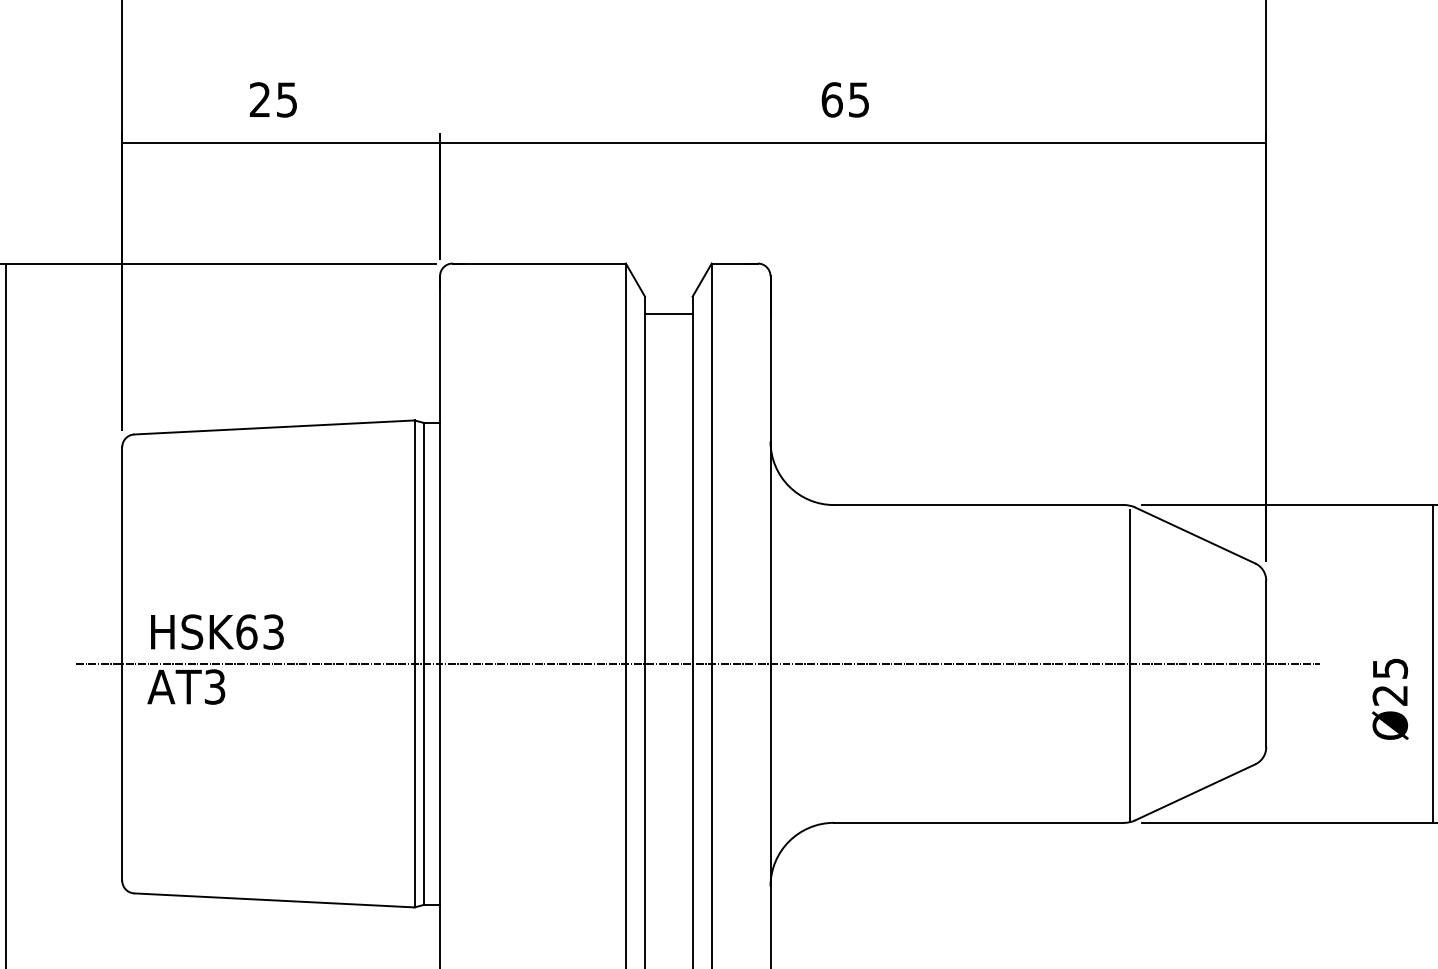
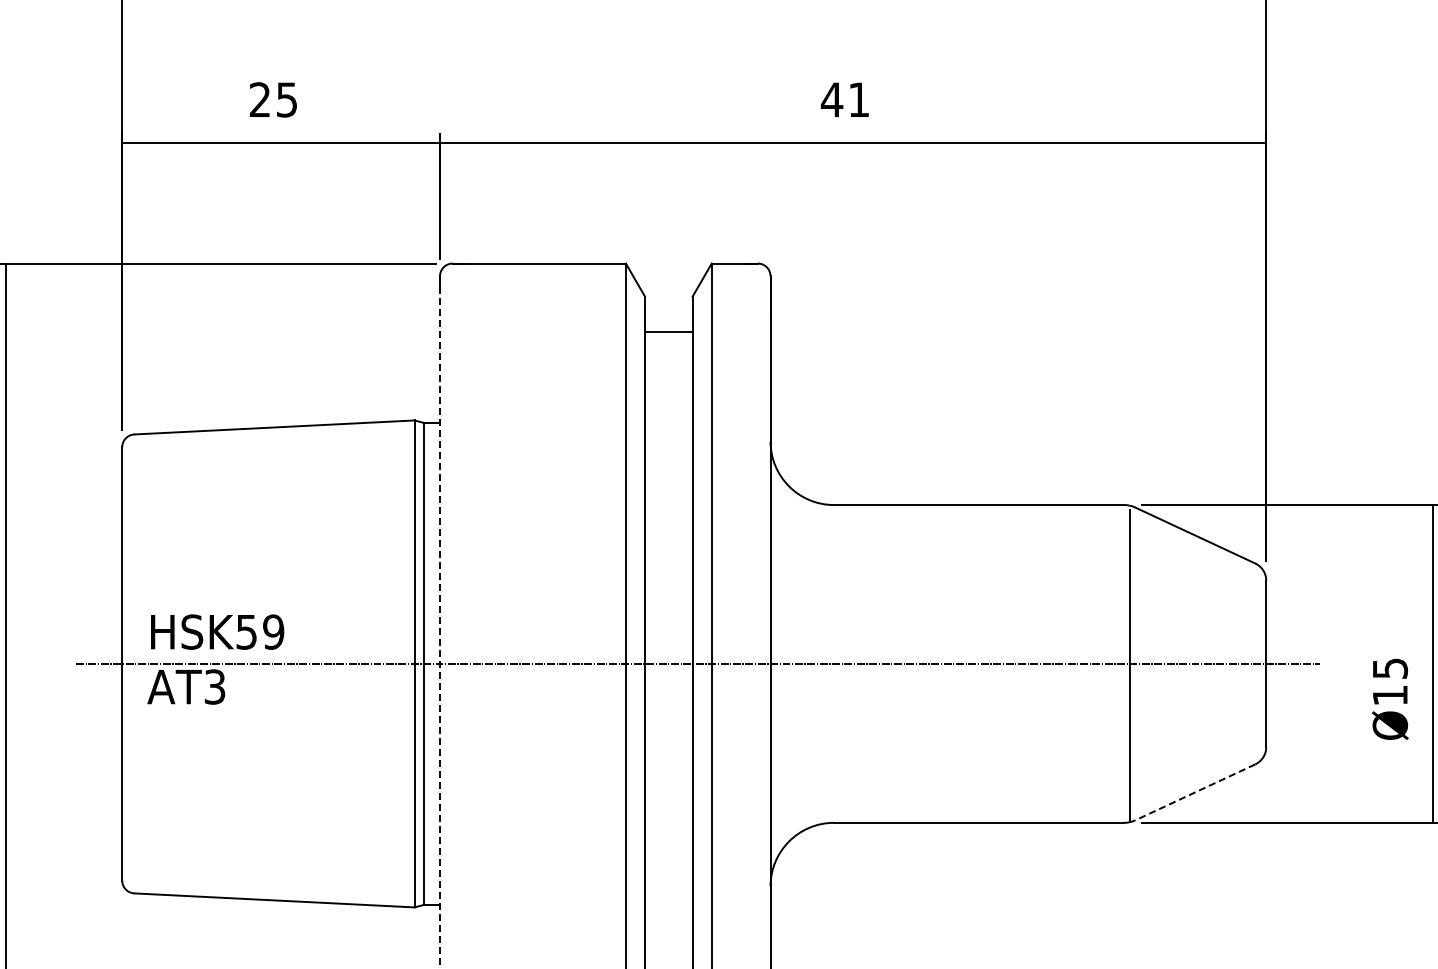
text: 65 -> 41 (844, 99)
line position: (668, 314) -> (668, 332) (668, 332)
line: solid -> dashed (440, 622)
text: HSK63 -> HSK59 (260, 631)
text: Ø25 -> Ø15 (1389, 695)
line: solid -> dashed (1194, 792)
